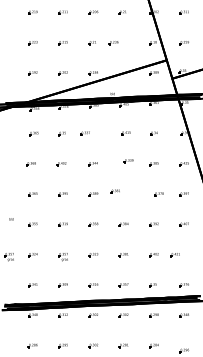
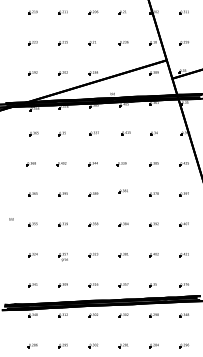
part position: (113, 43) -> (123, 43) (123, 43)
part position: (84, 133) -> (93, 133) (93, 133)
part position: (128, 161) -> (121, 164) (121, 164)
part position: (114, 191) -> (122, 191) (122, 191)
part position: (158, 194) -> (153, 194) (153, 194)
part position: (174, 255) -> (183, 255) (183, 255)
part: present -> none (8, 257)
part position: (183, 350) -> (183, 345) (183, 345)
